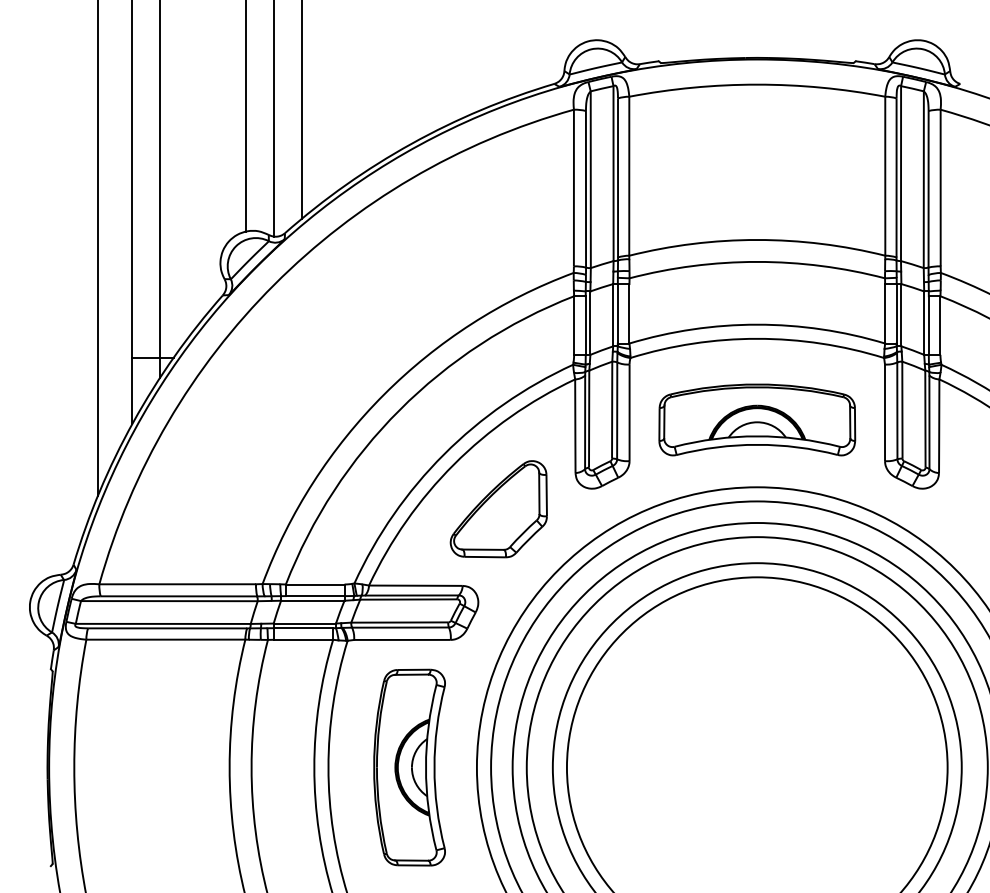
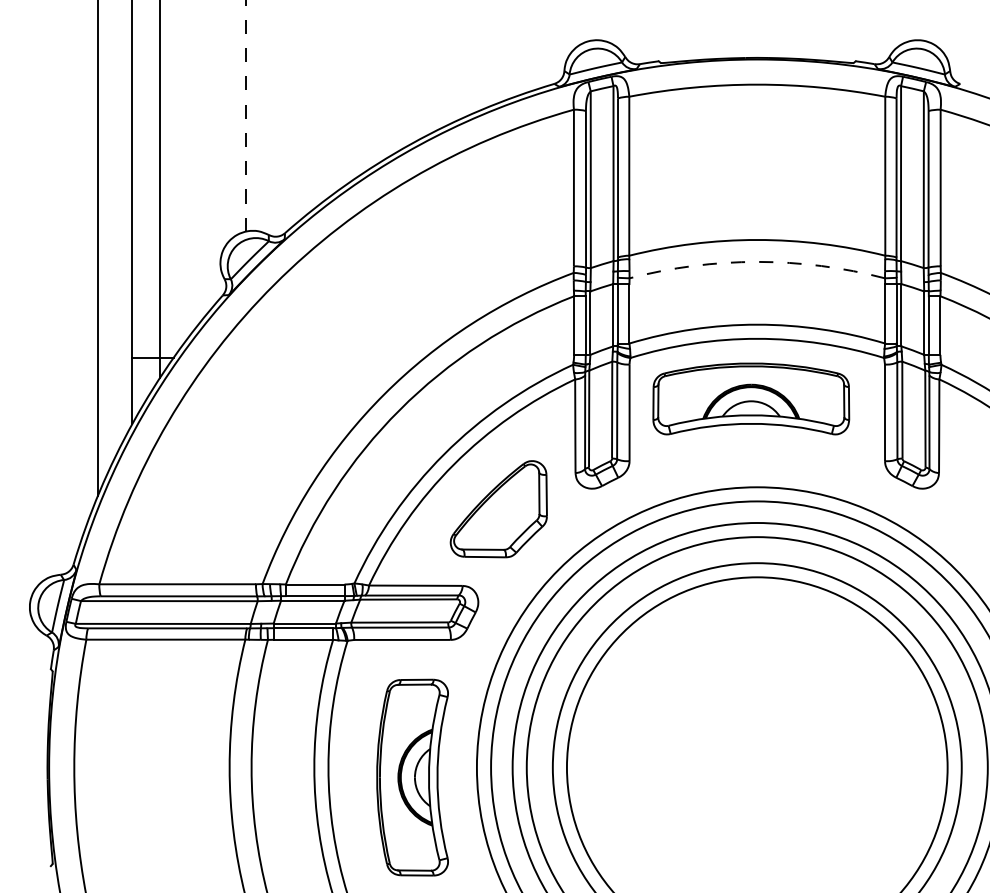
line: present -> none (301, 110)
line: solid -> dashed (246, 115)
line: present -> none (273, 119)
arc: solid -> dashed (757, 261)
part position: (757, 419) -> (751, 398) (751, 398)
part position: (409, 767) -> (412, 777) (412, 777)
